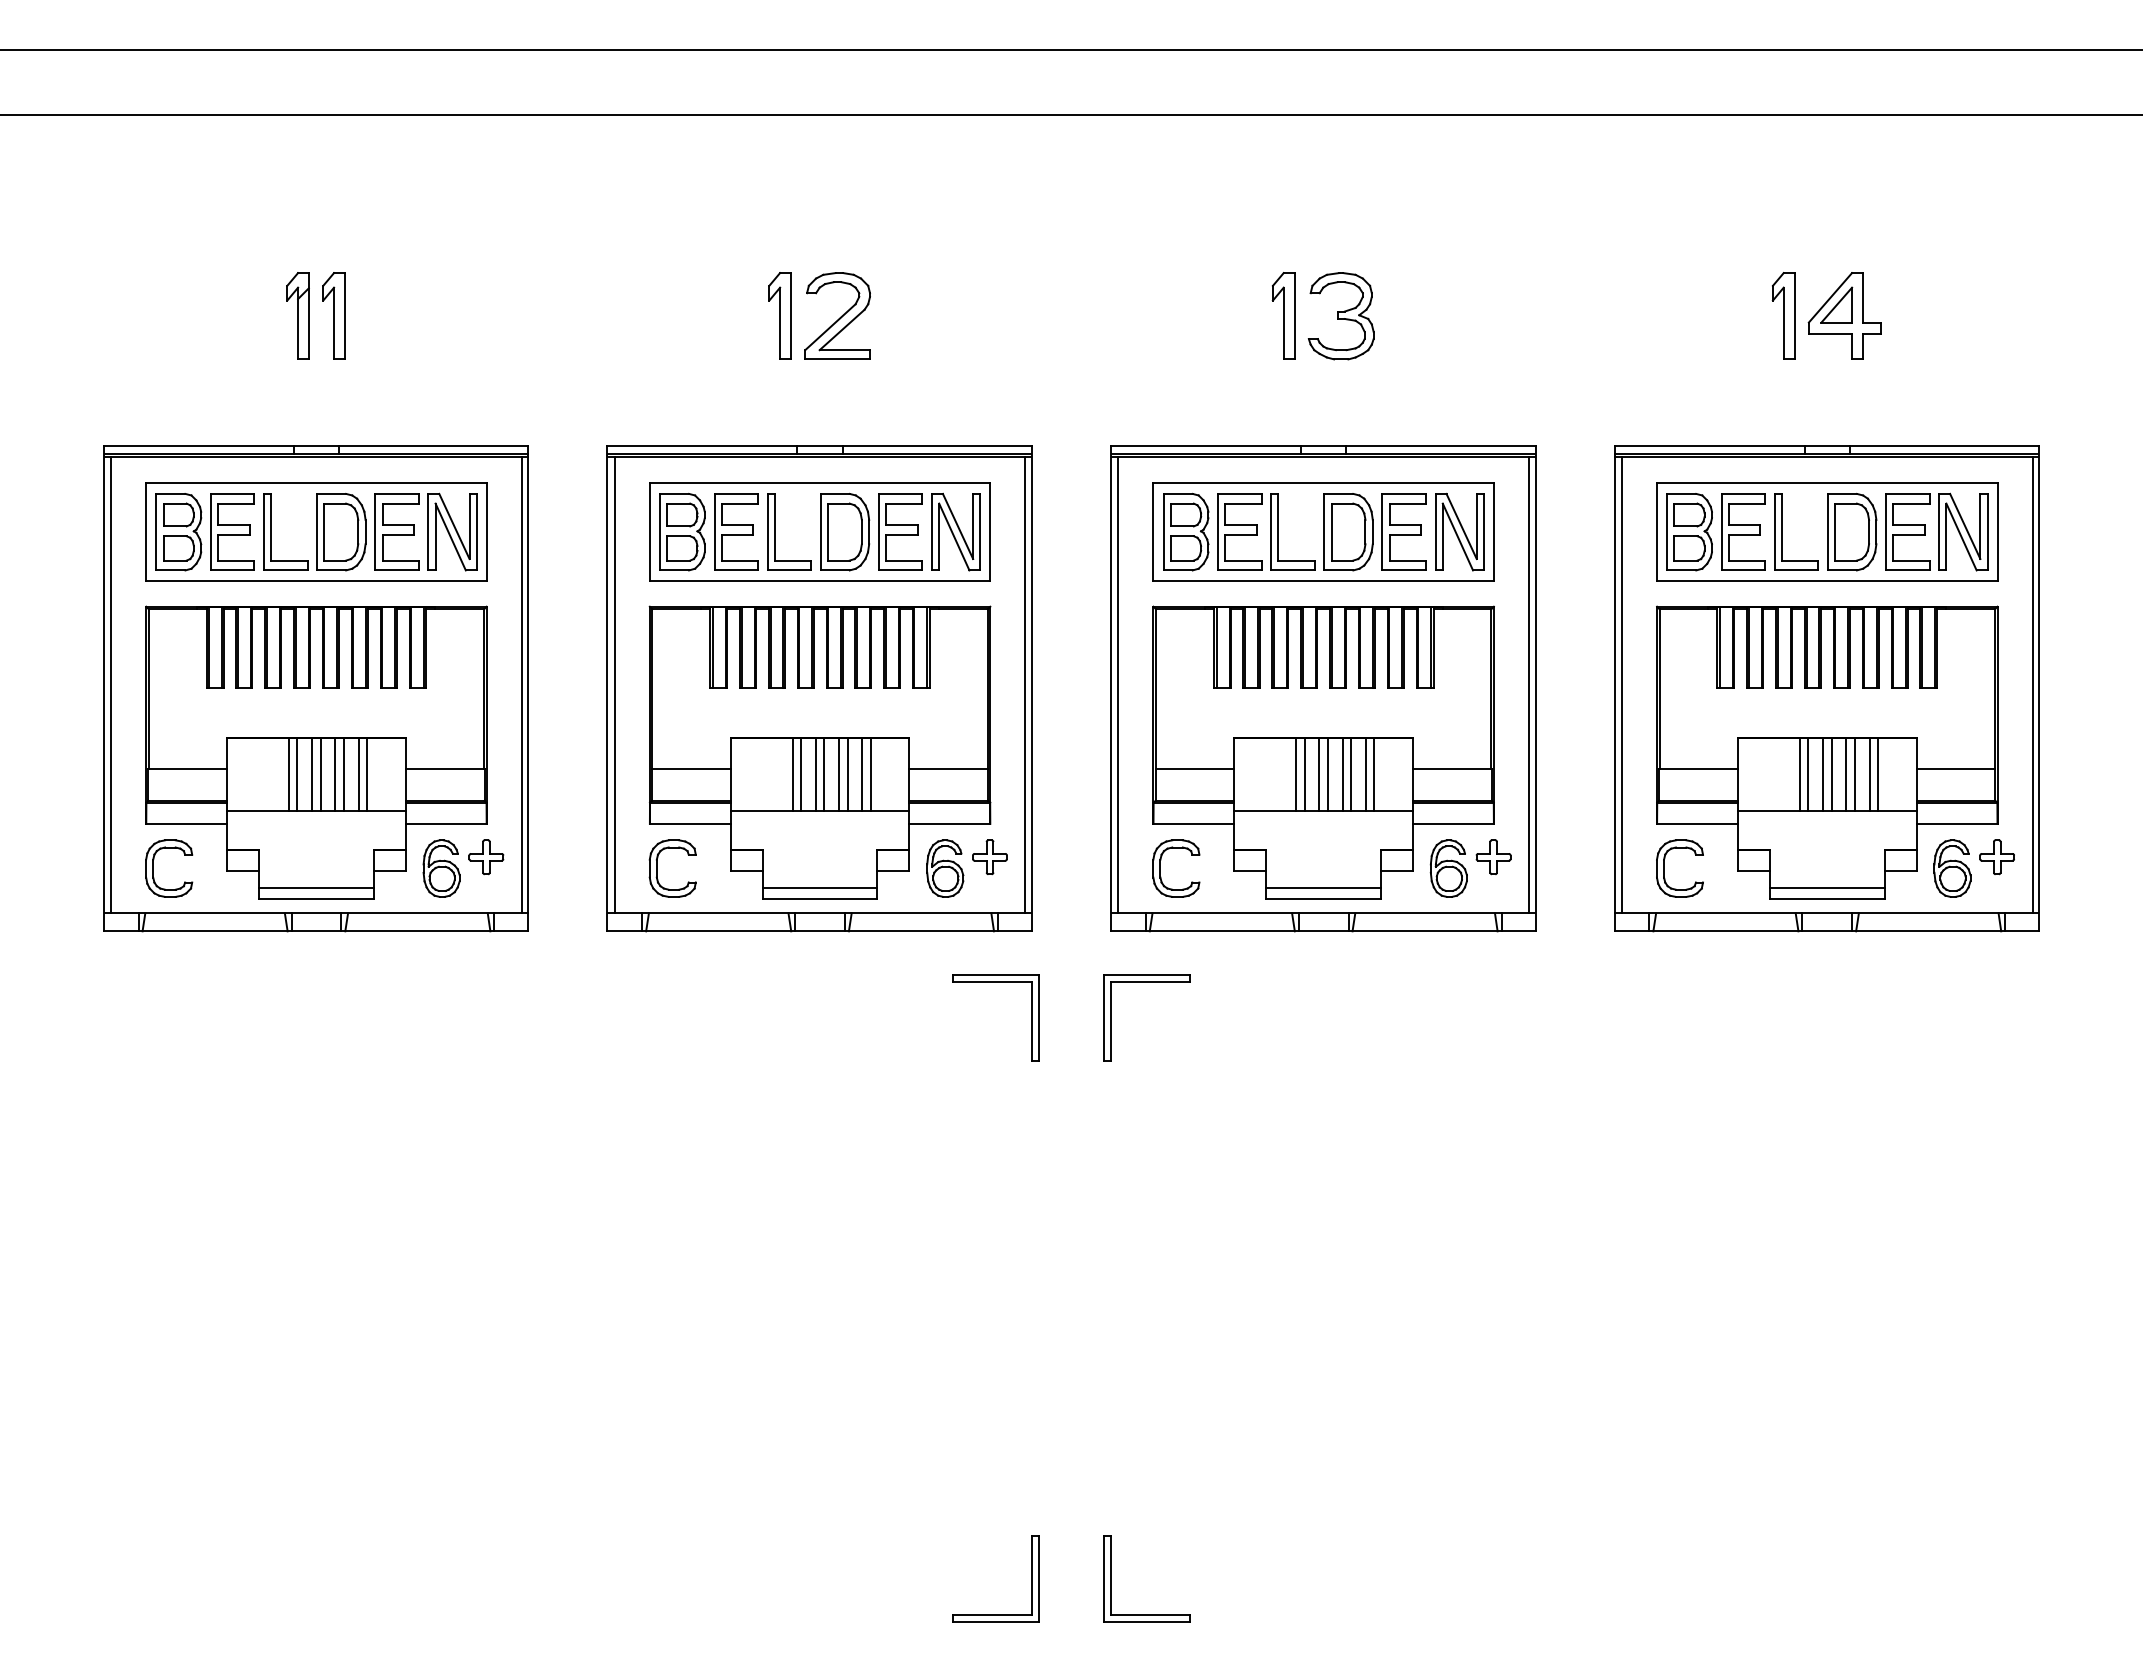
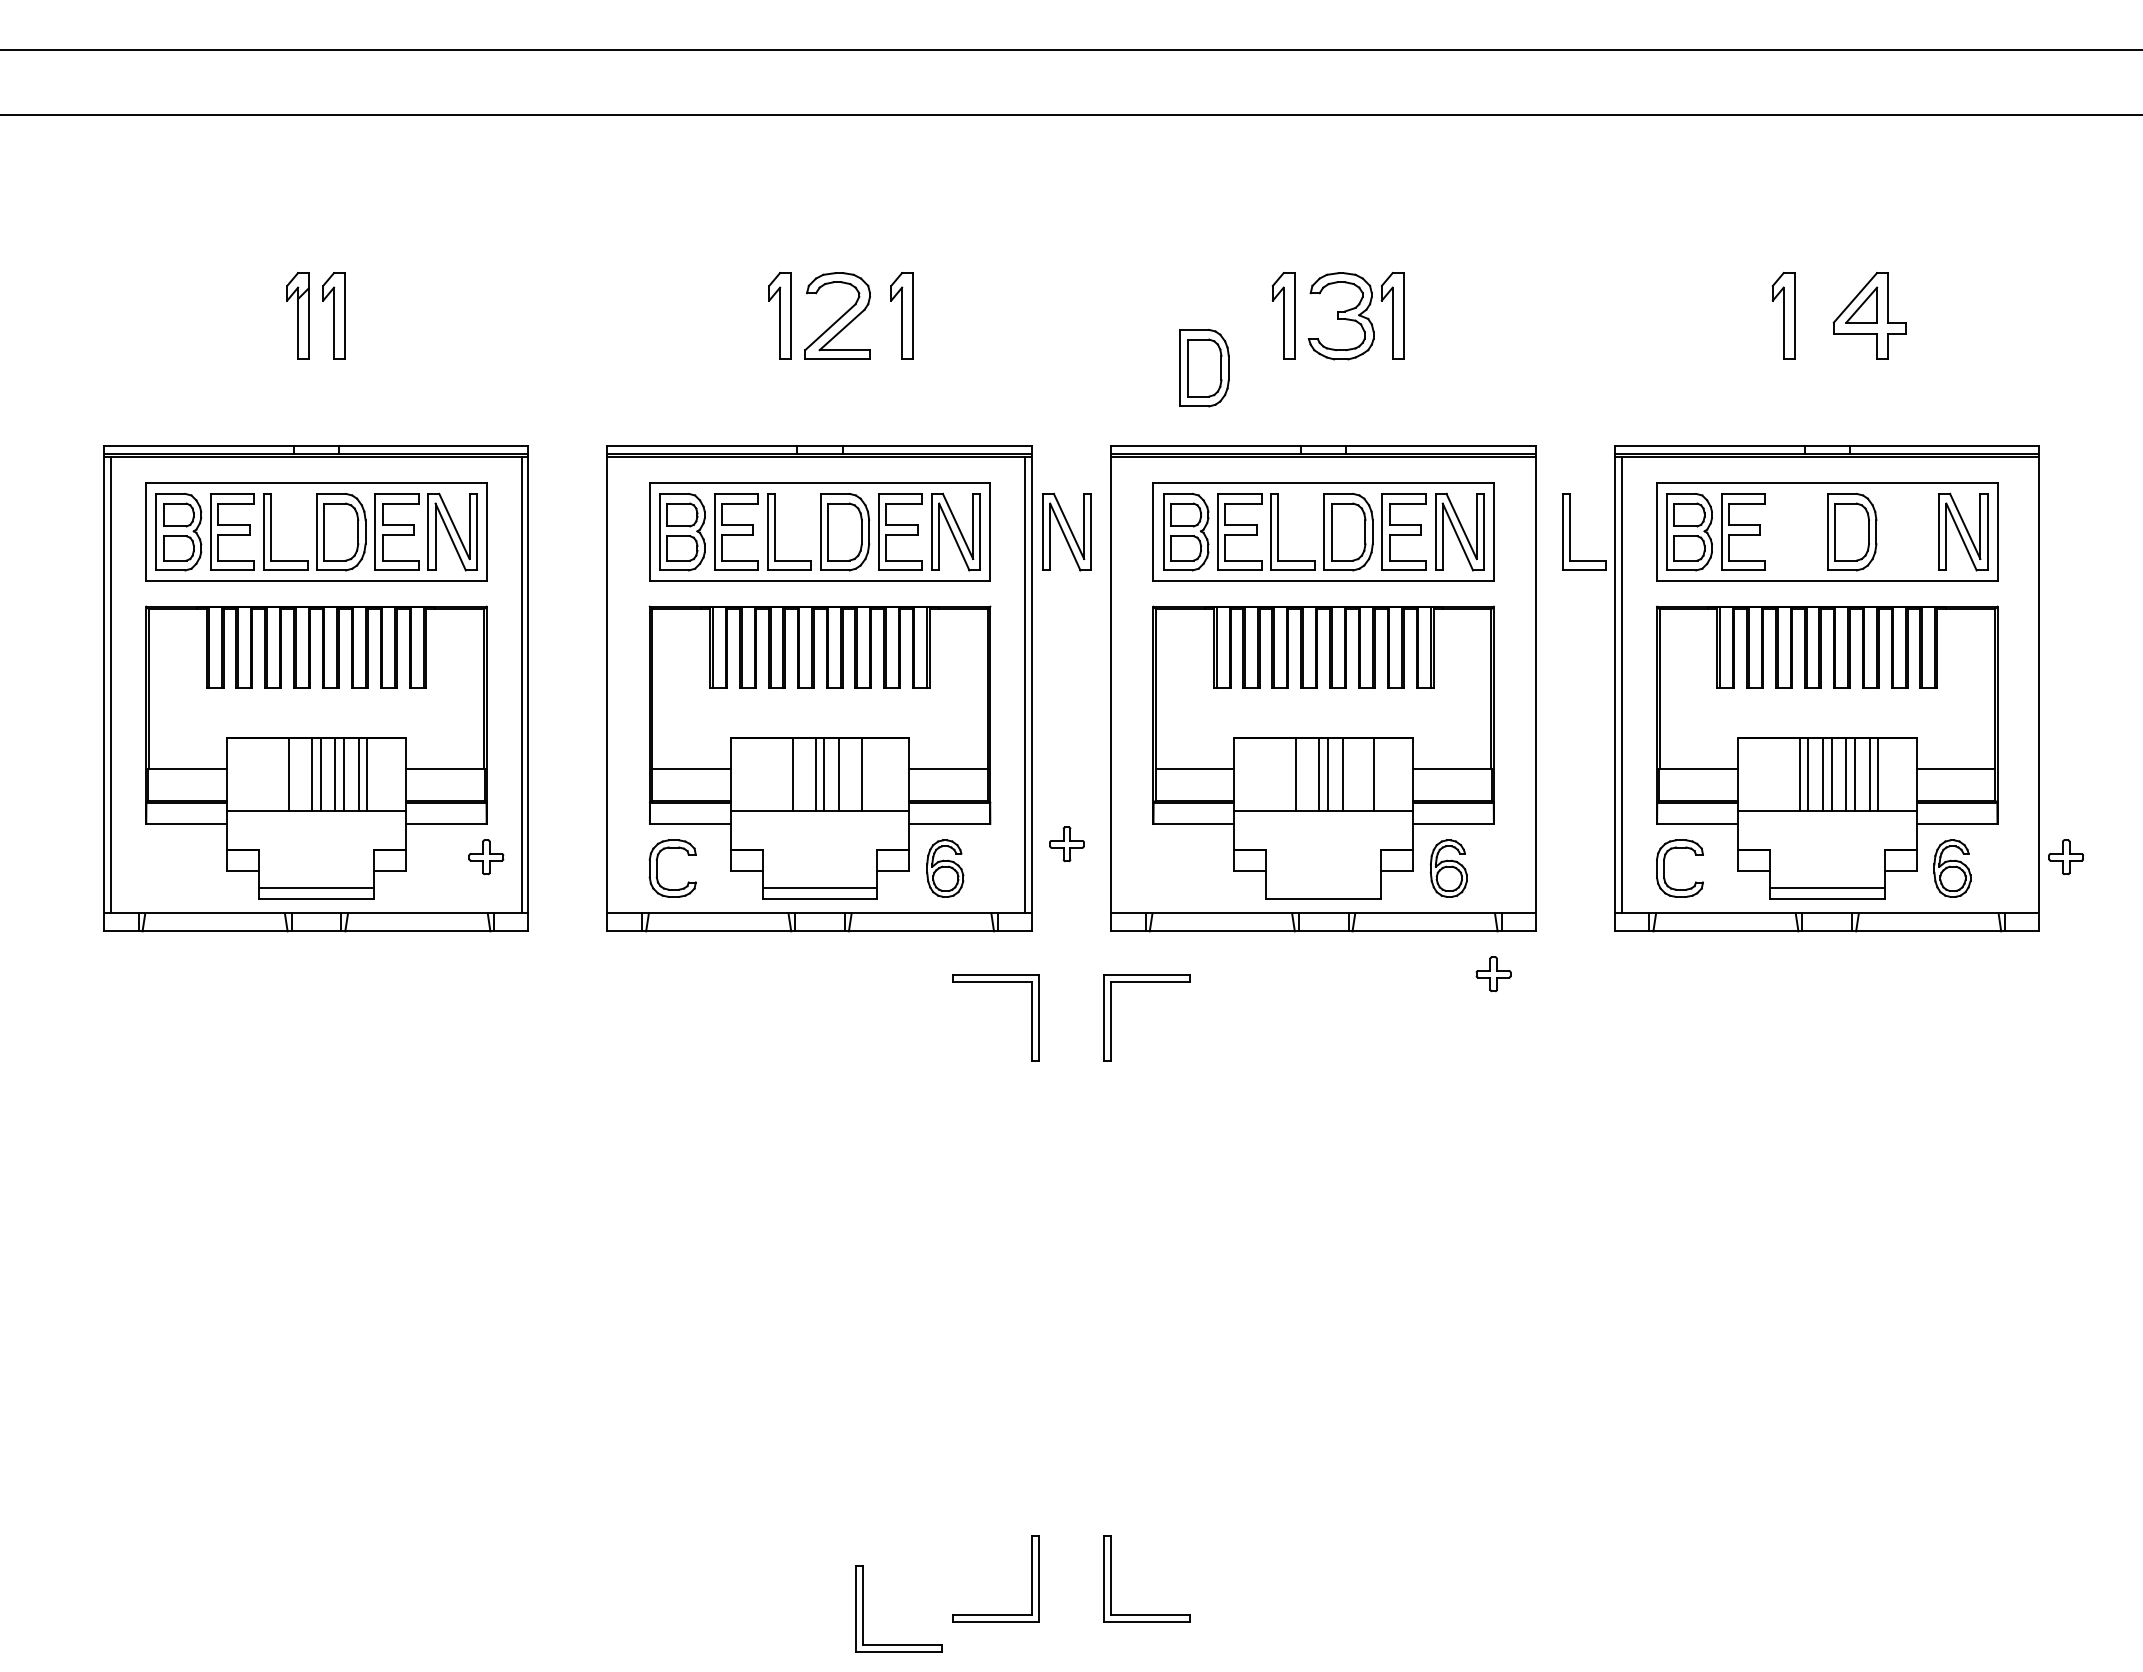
part: none -> present (901, 315)
part: none -> present (1392, 315)
part position: (1844, 315) -> (1869, 315) (1869, 315)
part: none -> present (1204, 368)
part: none -> present (1066, 531)
part position: (1782, 531) -> (1570, 531) (1570, 531)
part: present -> none (1907, 531)
line: present -> none (614, 685)
line: present -> none (1118, 685)
line: present -> none (1529, 685)
line: present -> none (2032, 685)
line: present -> none (297, 774)
line: present -> none (801, 774)
line: present -> none (847, 774)
line: present -> none (870, 774)
line: present -> none (1304, 774)
line: present -> none (1351, 774)
line: present -> none (1365, 774)
part position: (989, 857) -> (1066, 844) (1066, 844)
part position: (1493, 857) -> (1493, 974) (1493, 974)
part position: (1996, 857) -> (2065, 857) (2065, 857)
part: present -> none (153, 868)
part: present -> none (441, 868)
part: present -> none (1160, 868)
line: present -> none (1323, 887)
part: none -> present (863, 1608)
